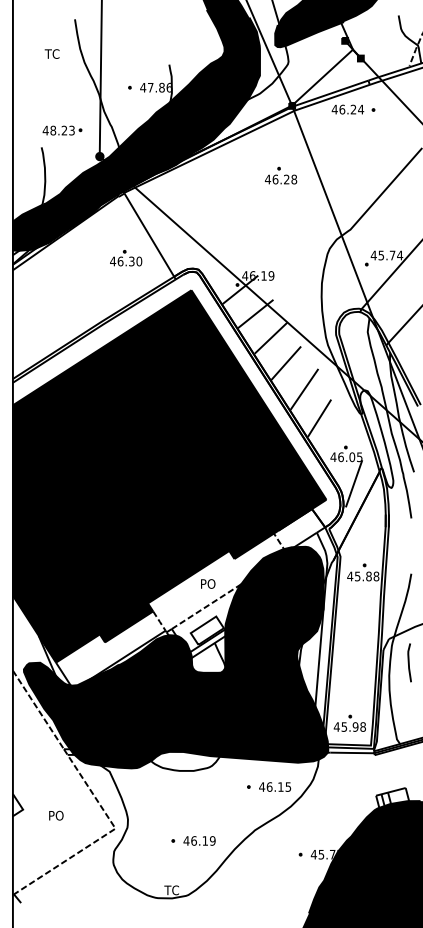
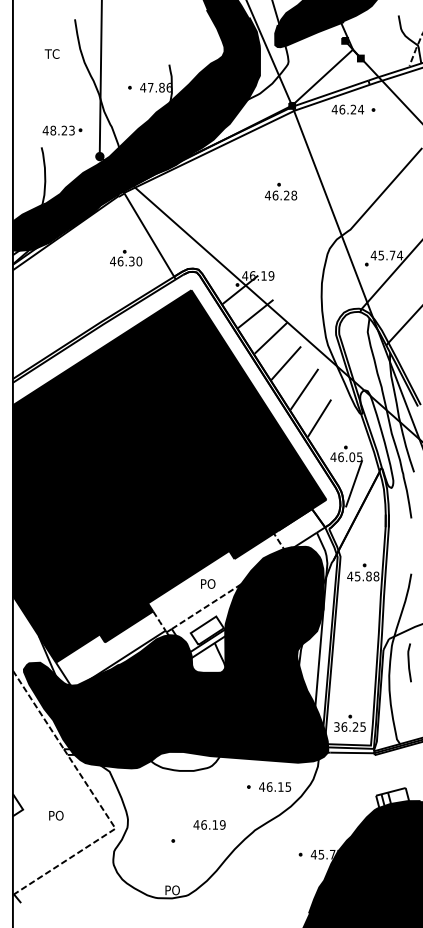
part position: (281, 175) -> (281, 191) (281, 191)
text: 45.98 -> 36.25 (349, 726)
text position: (199, 840) -> (209, 824) (209, 824)
text: TC -> PO (171, 890)
